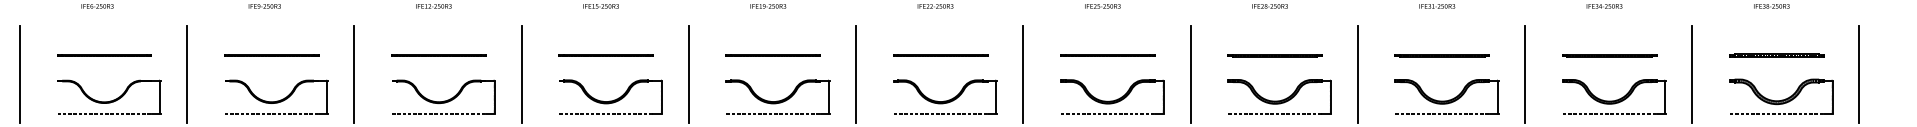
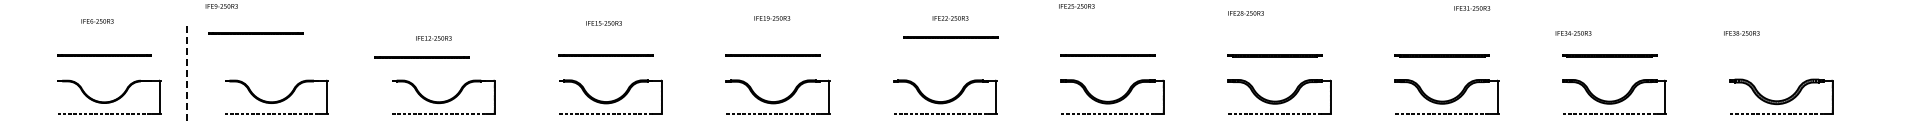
text position: (97, 6) -> (97, 21) (97, 21)
text position: (264, 6) -> (221, 6) (221, 6)
text position: (433, 6) -> (433, 38) (433, 38)
text position: (600, 6) -> (603, 23) (603, 23)
text position: (768, 6) -> (772, 18) (772, 18)
text position: (935, 6) -> (950, 18) (950, 18)
text position: (1102, 6) -> (1076, 6) (1076, 6)
text position: (1269, 6) -> (1245, 13) (1245, 13)
text position: (1437, 6) -> (1472, 8) (1472, 8)
text position: (1604, 6) -> (1573, 33) (1573, 33)
text position: (1771, 6) -> (1741, 33) (1741, 33)
line position: (271, 55) -> (255, 33) (255, 33)
line position: (438, 55) -> (421, 57) (421, 57)
line position: (940, 55) -> (950, 37) (950, 37)
line: present -> none (1776, 55)
line: present -> none (19, 74)
line: solid -> dashed (187, 74)
line: present -> none (354, 74)
line: present -> none (521, 74)
line: present -> none (688, 74)
line: present -> none (856, 74)
line: present -> none (1023, 74)
line: present -> none (1190, 74)
line: present -> none (1357, 74)
line: present -> none (1525, 74)
line: present -> none (1692, 74)
line: present -> none (1859, 74)
